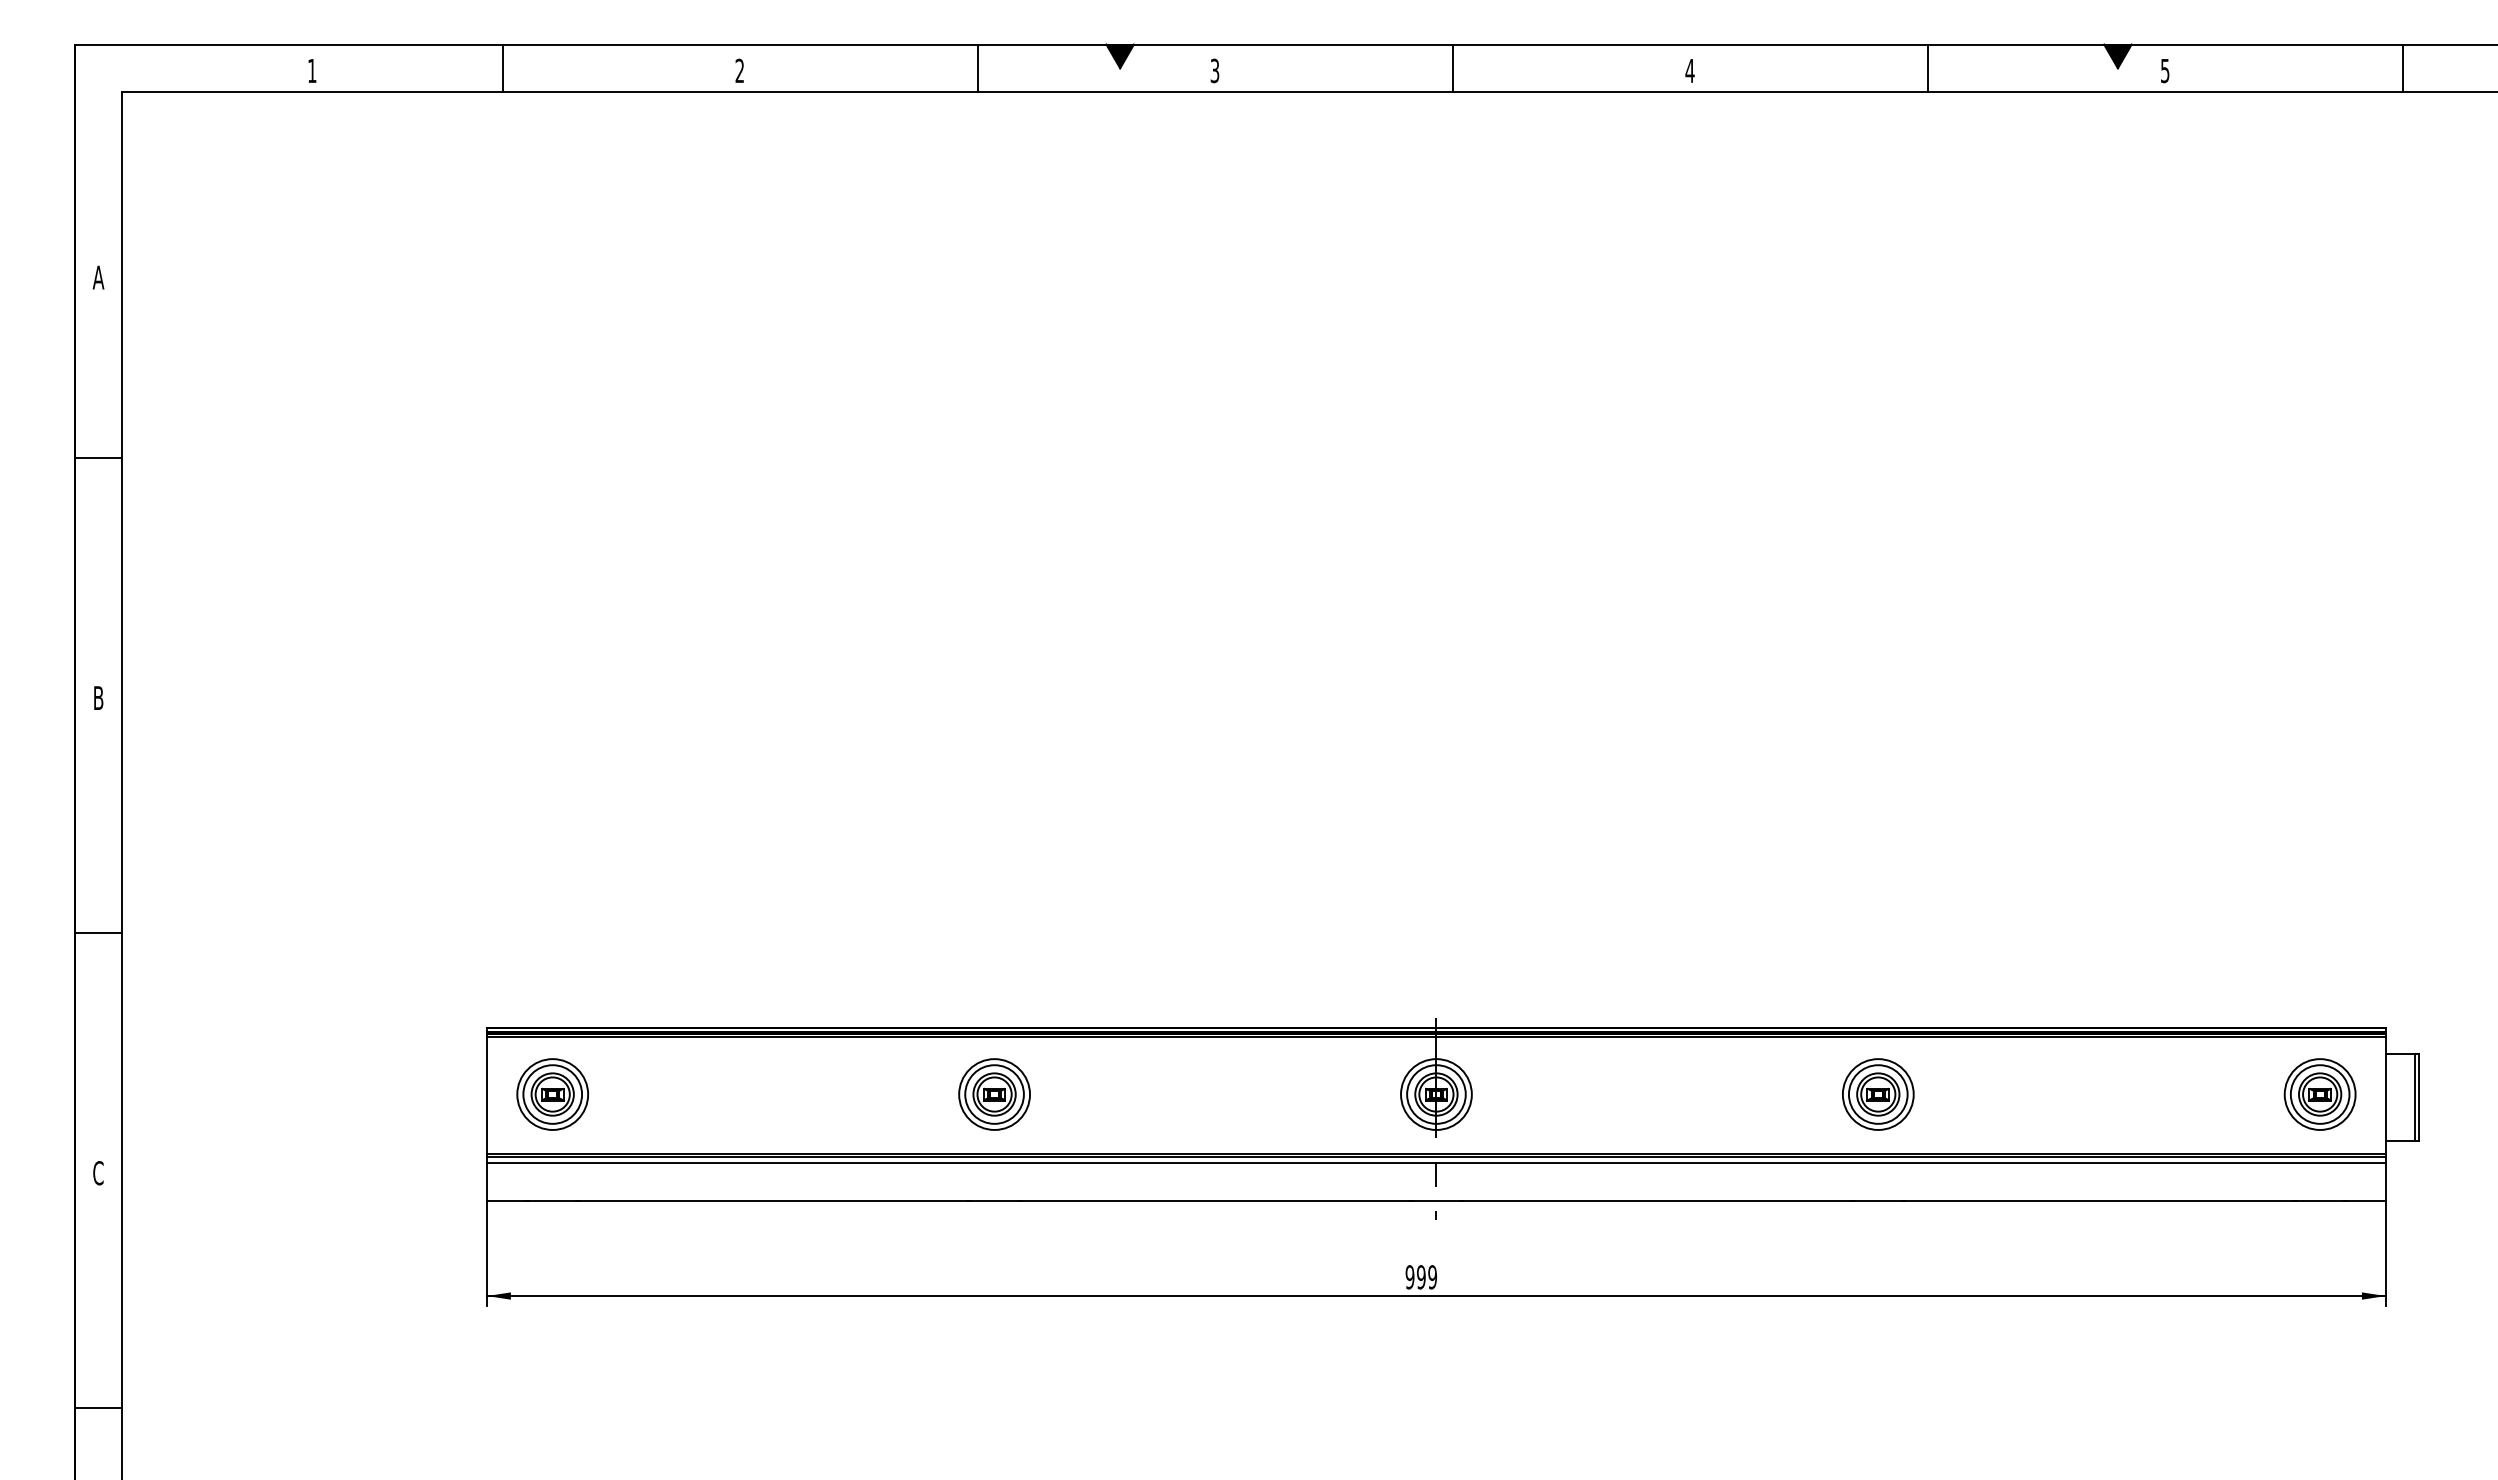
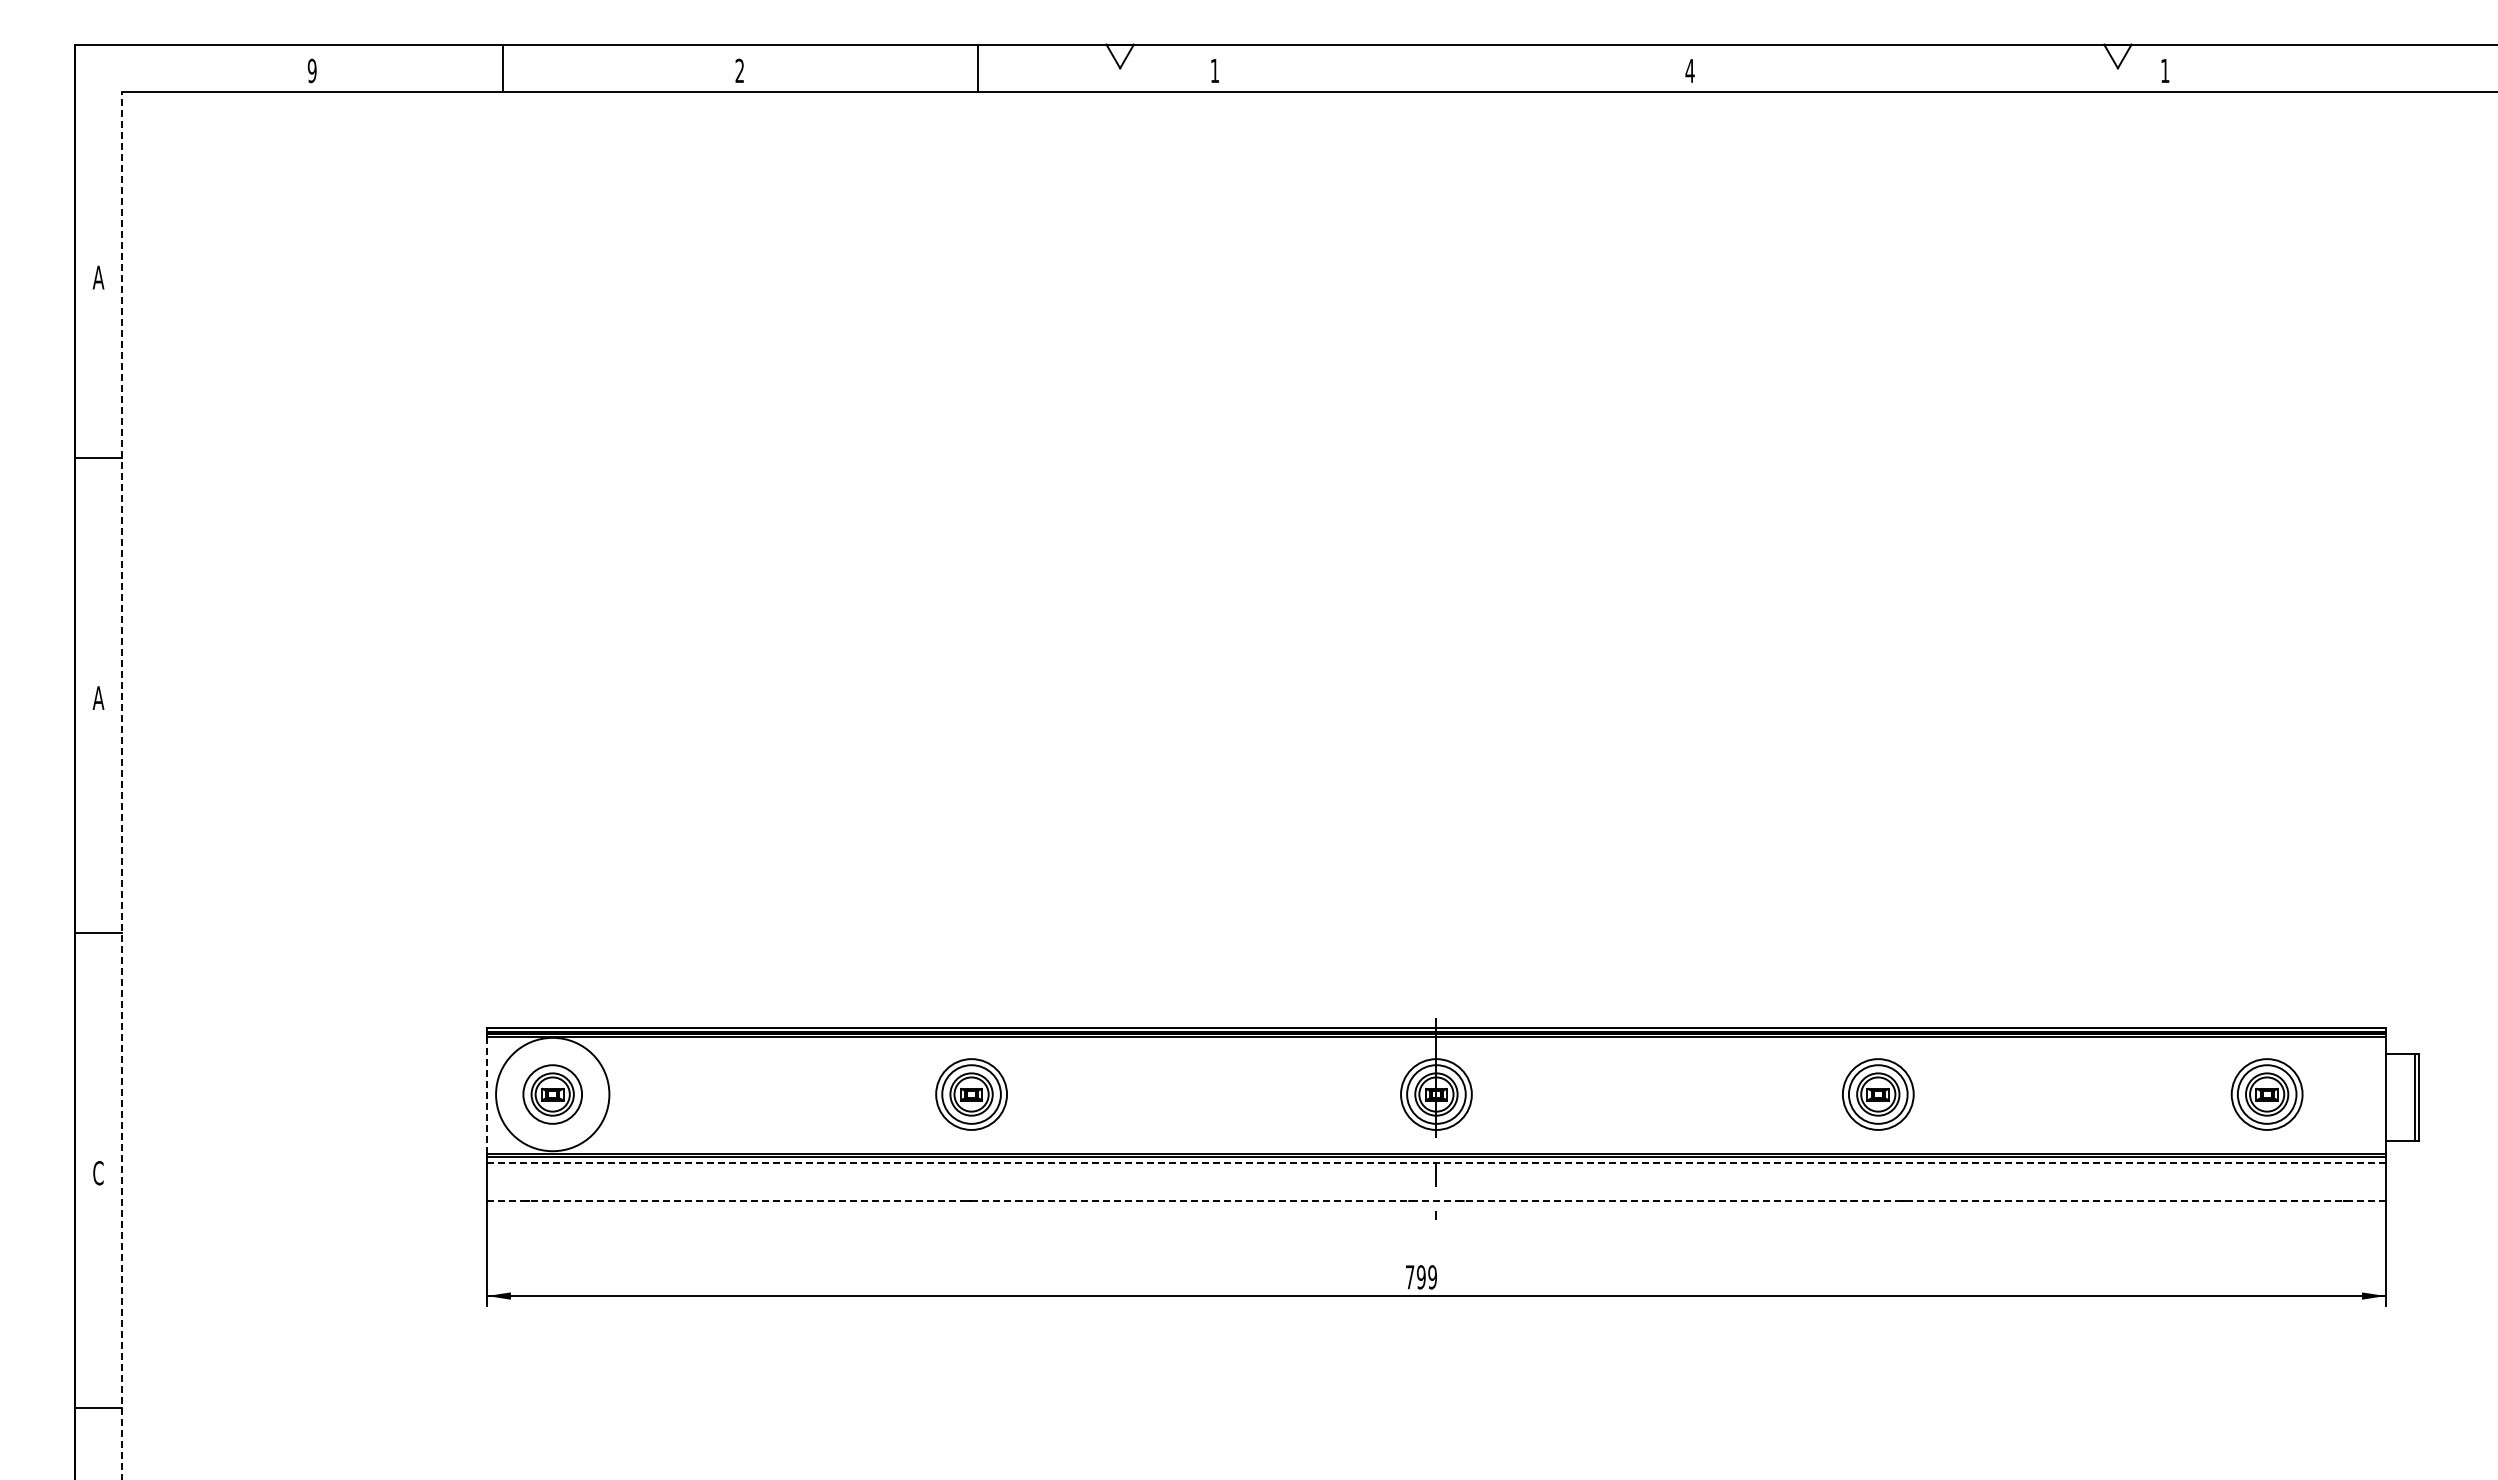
fill: present -> none (1119, 56)
fill: present -> none (2117, 56)
line: present -> none (1452, 68)
line: present -> none (1927, 68)
line: present -> none (2402, 68)
text: 1 -> 9 (311, 70)
text: 3 -> 1 (1214, 70)
text: 5 -> 1 (2165, 71)
text: B -> A (98, 697)
line: solid -> dashed (122, 785)
circle diameter: 71 px -> 113 px (552, 1094)
part position: (994, 1094) -> (971, 1094) (971, 1094)
part position: (2319, 1094) -> (2266, 1094) (2266, 1094)
line: solid -> dashed (487, 1095)
line: solid -> dashed (1435, 1162)
line: solid -> dashed (1435, 1200)
text: 999 -> 799 (1409, 1277)
